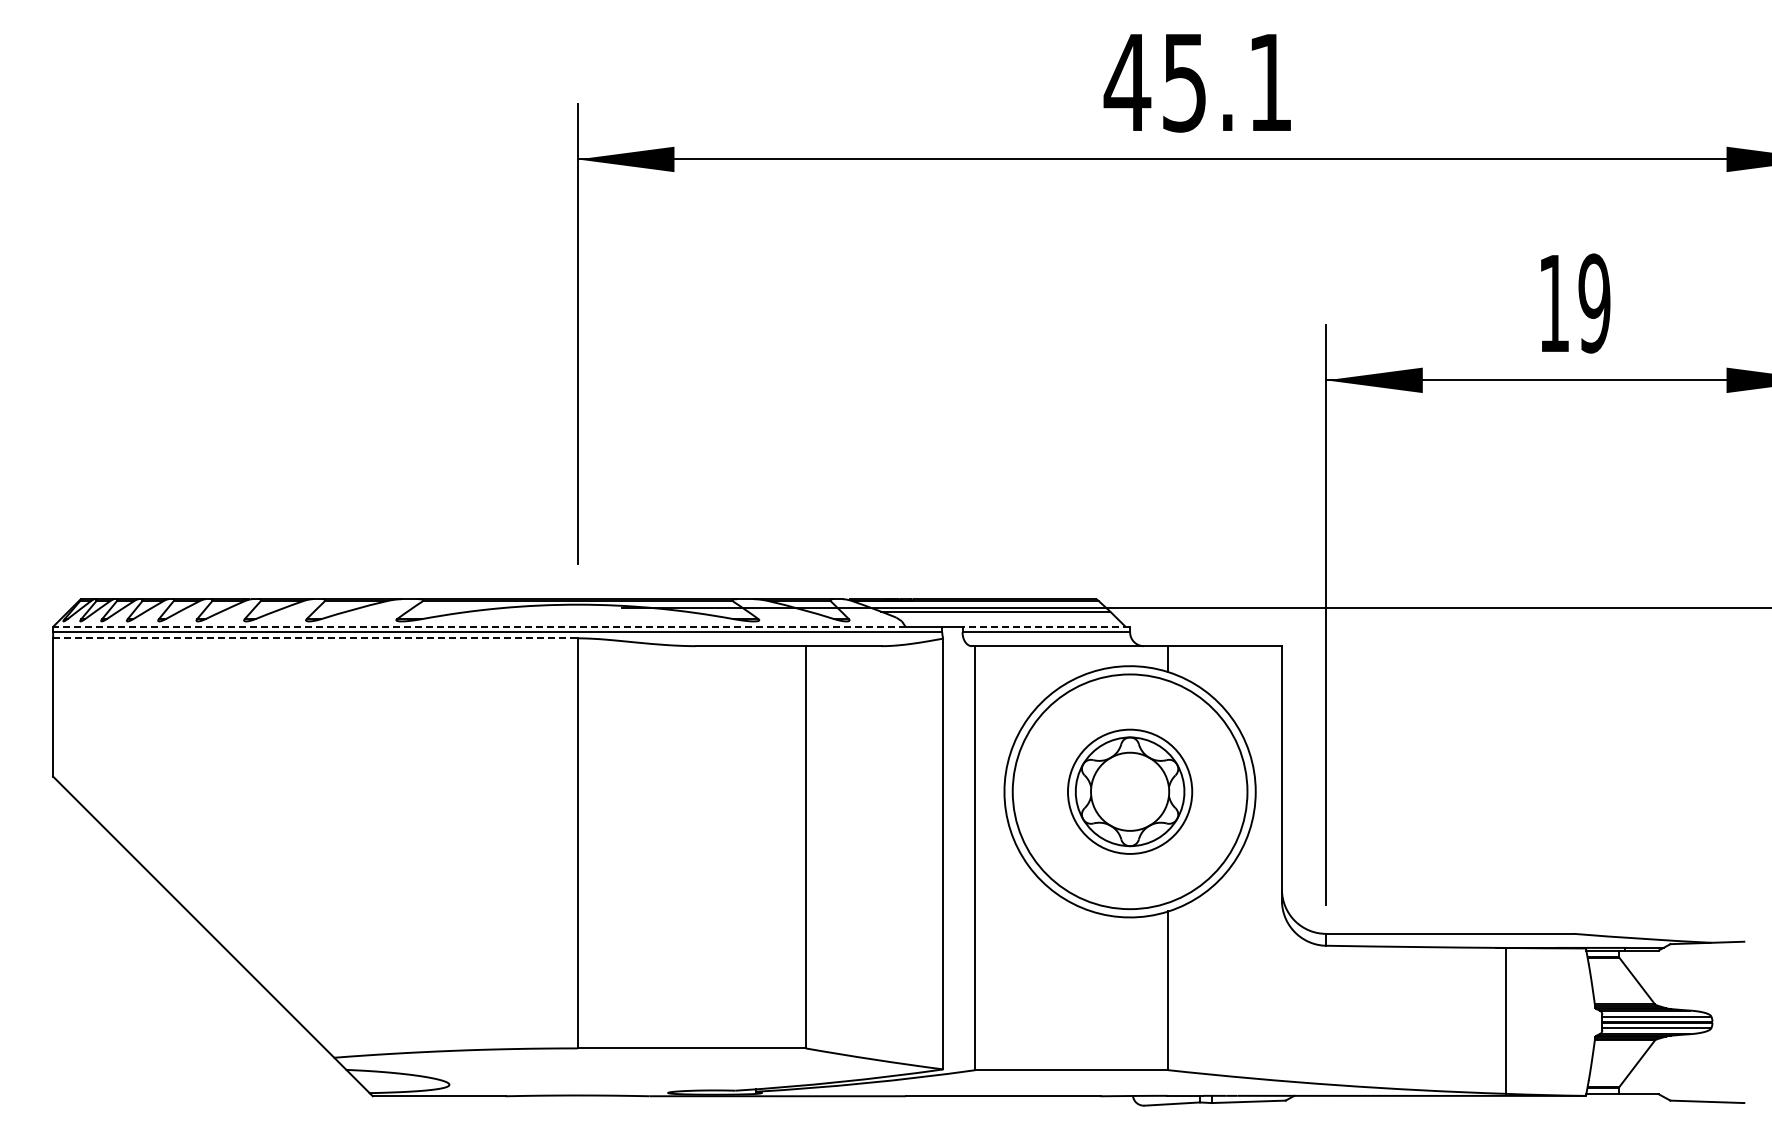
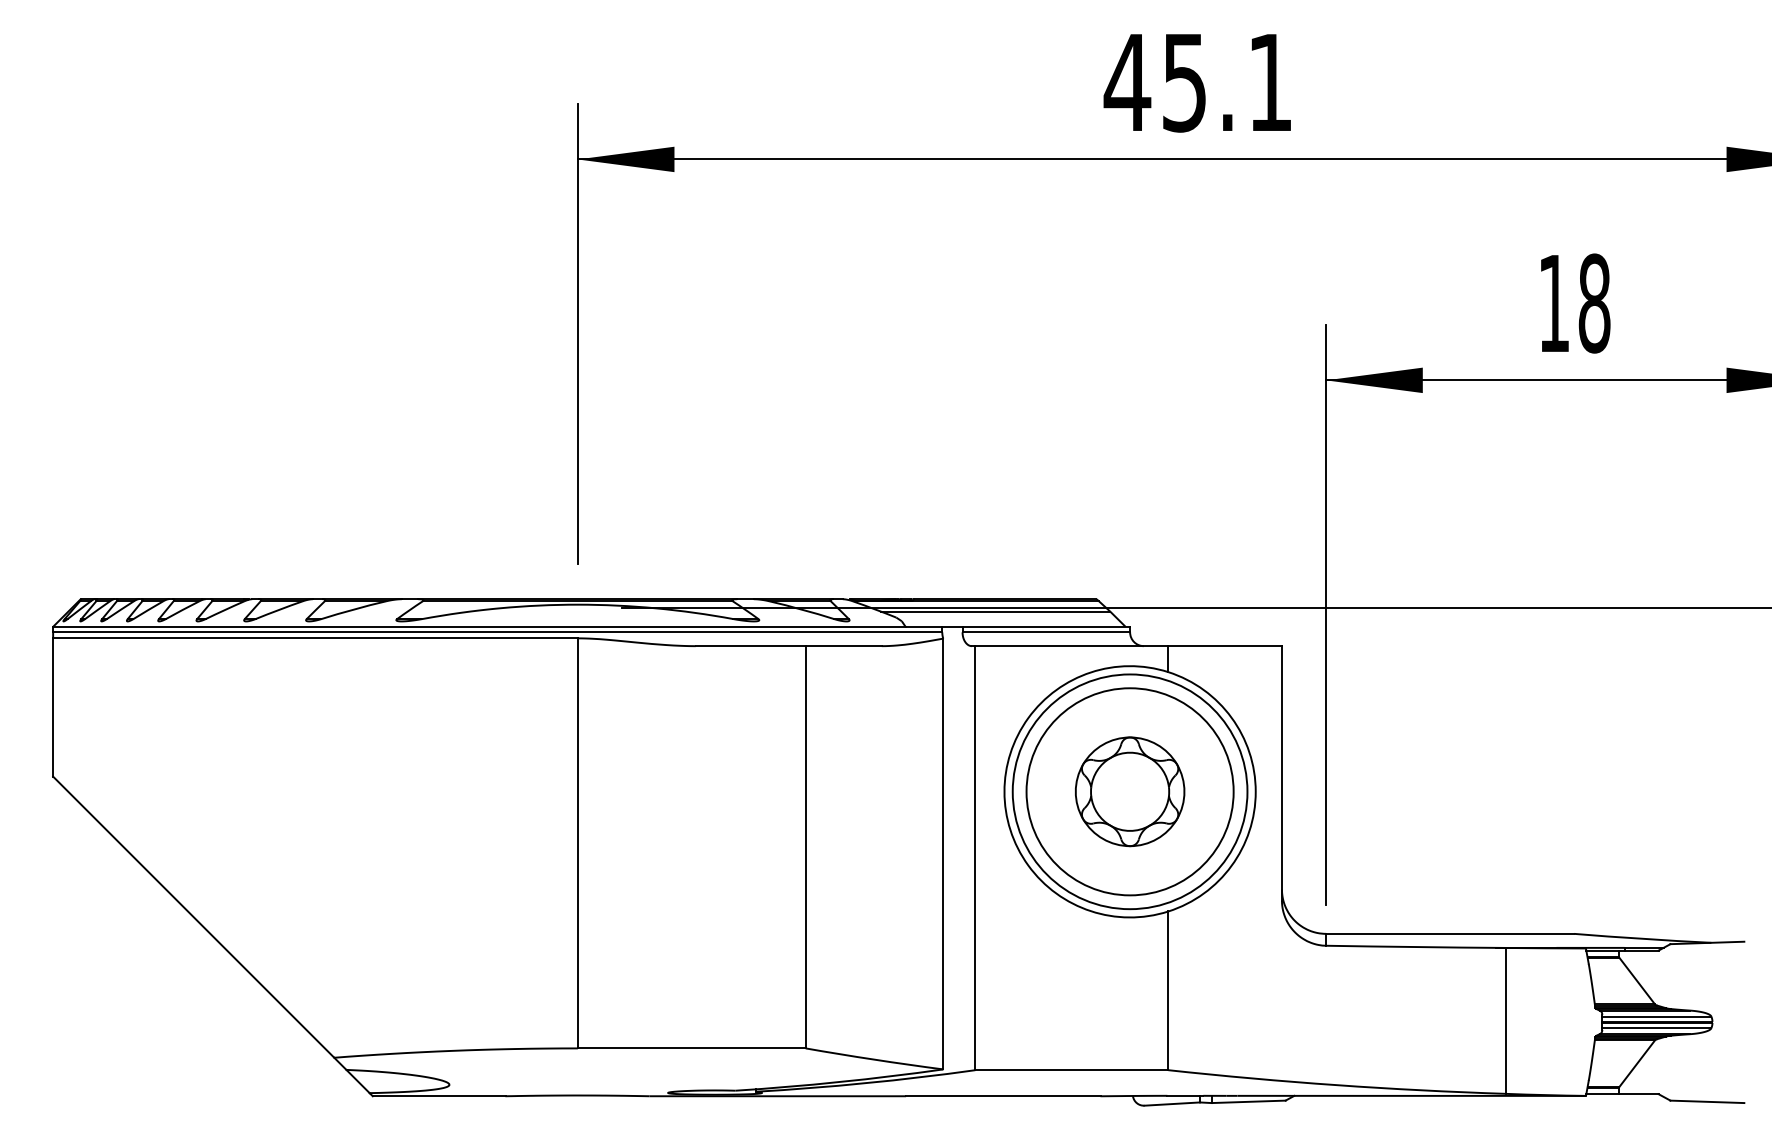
text: 19 -> 18 (1594, 303)
line: dashed -> solid (478, 626)
line: dashed -> solid (1046, 626)
line: dashed -> solid (315, 638)
circle diameter: 124 px -> 207 px (1129, 791)
